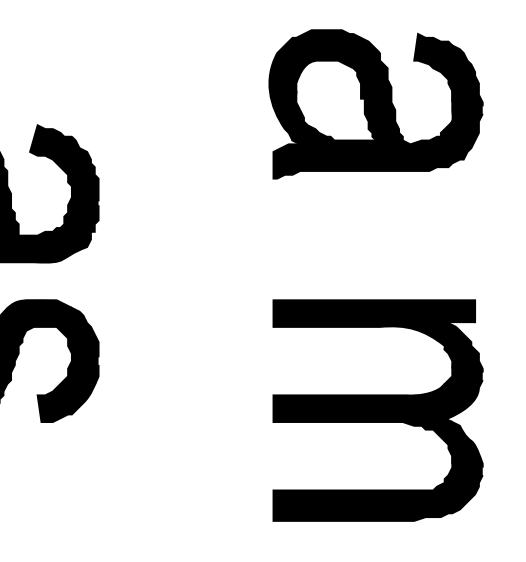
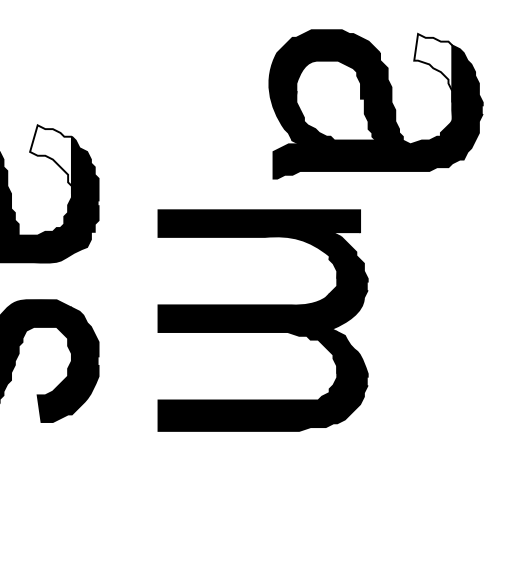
fill: present -> none (433, 68)
fill: present -> none (50, 159)
part position: (377, 410) -> (262, 320) (262, 320)
